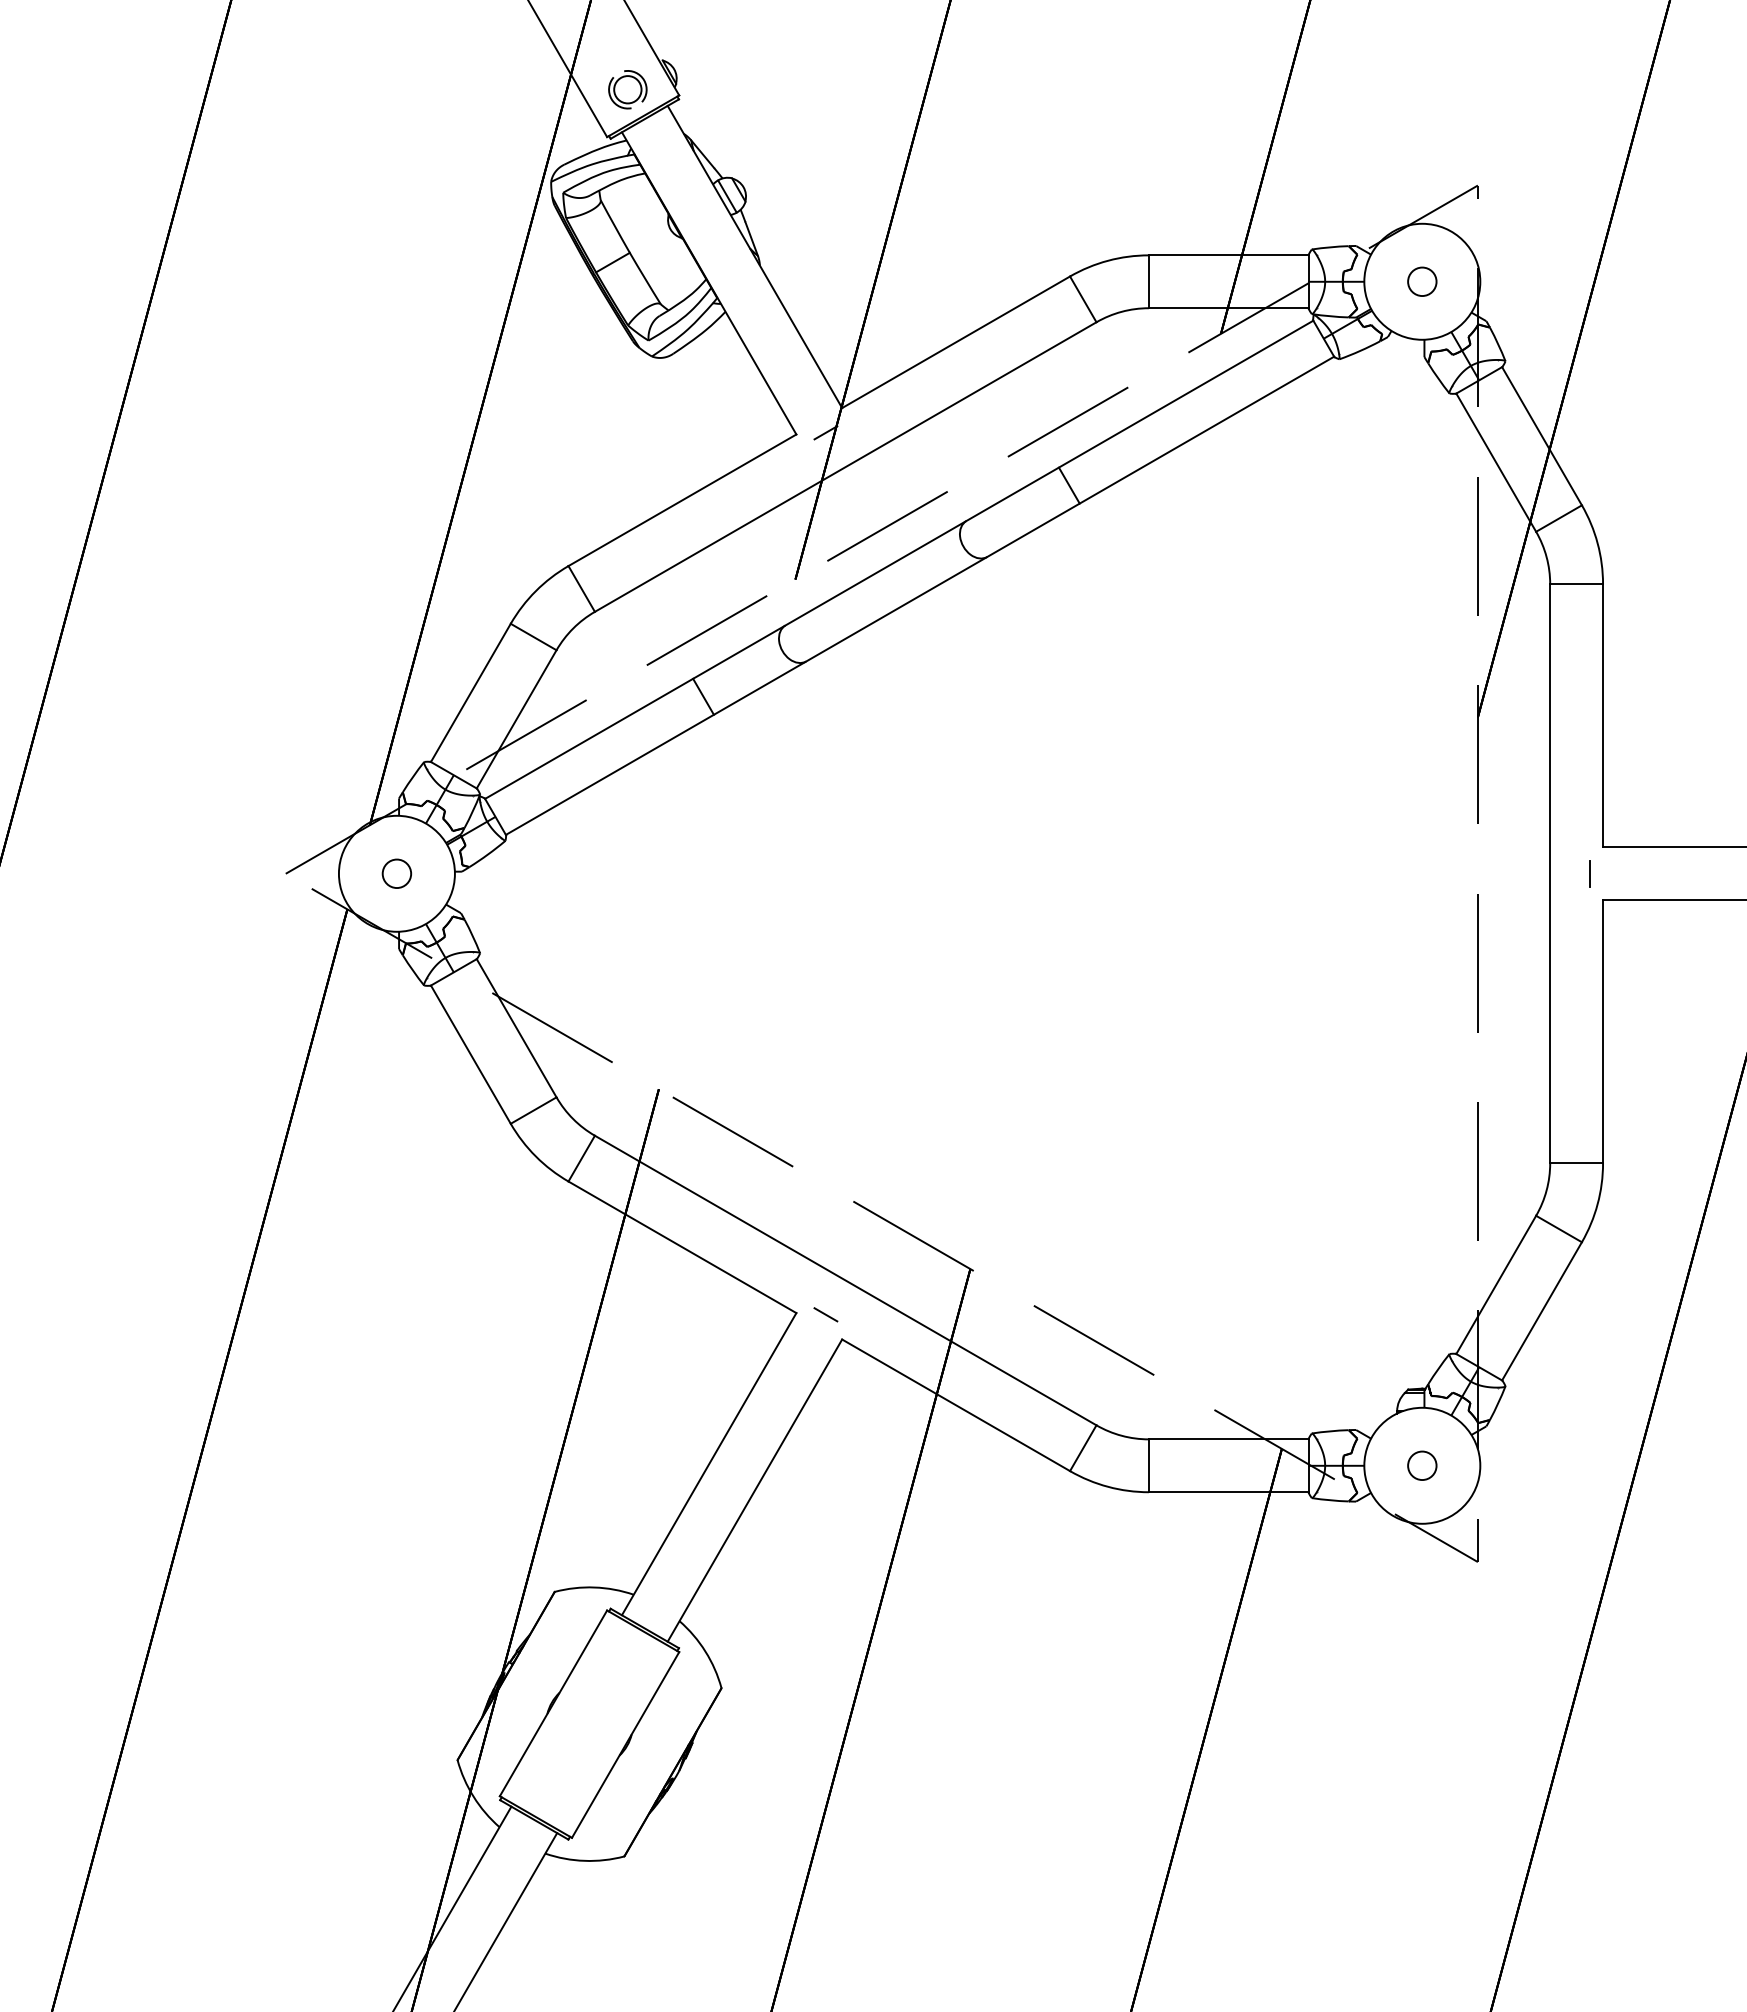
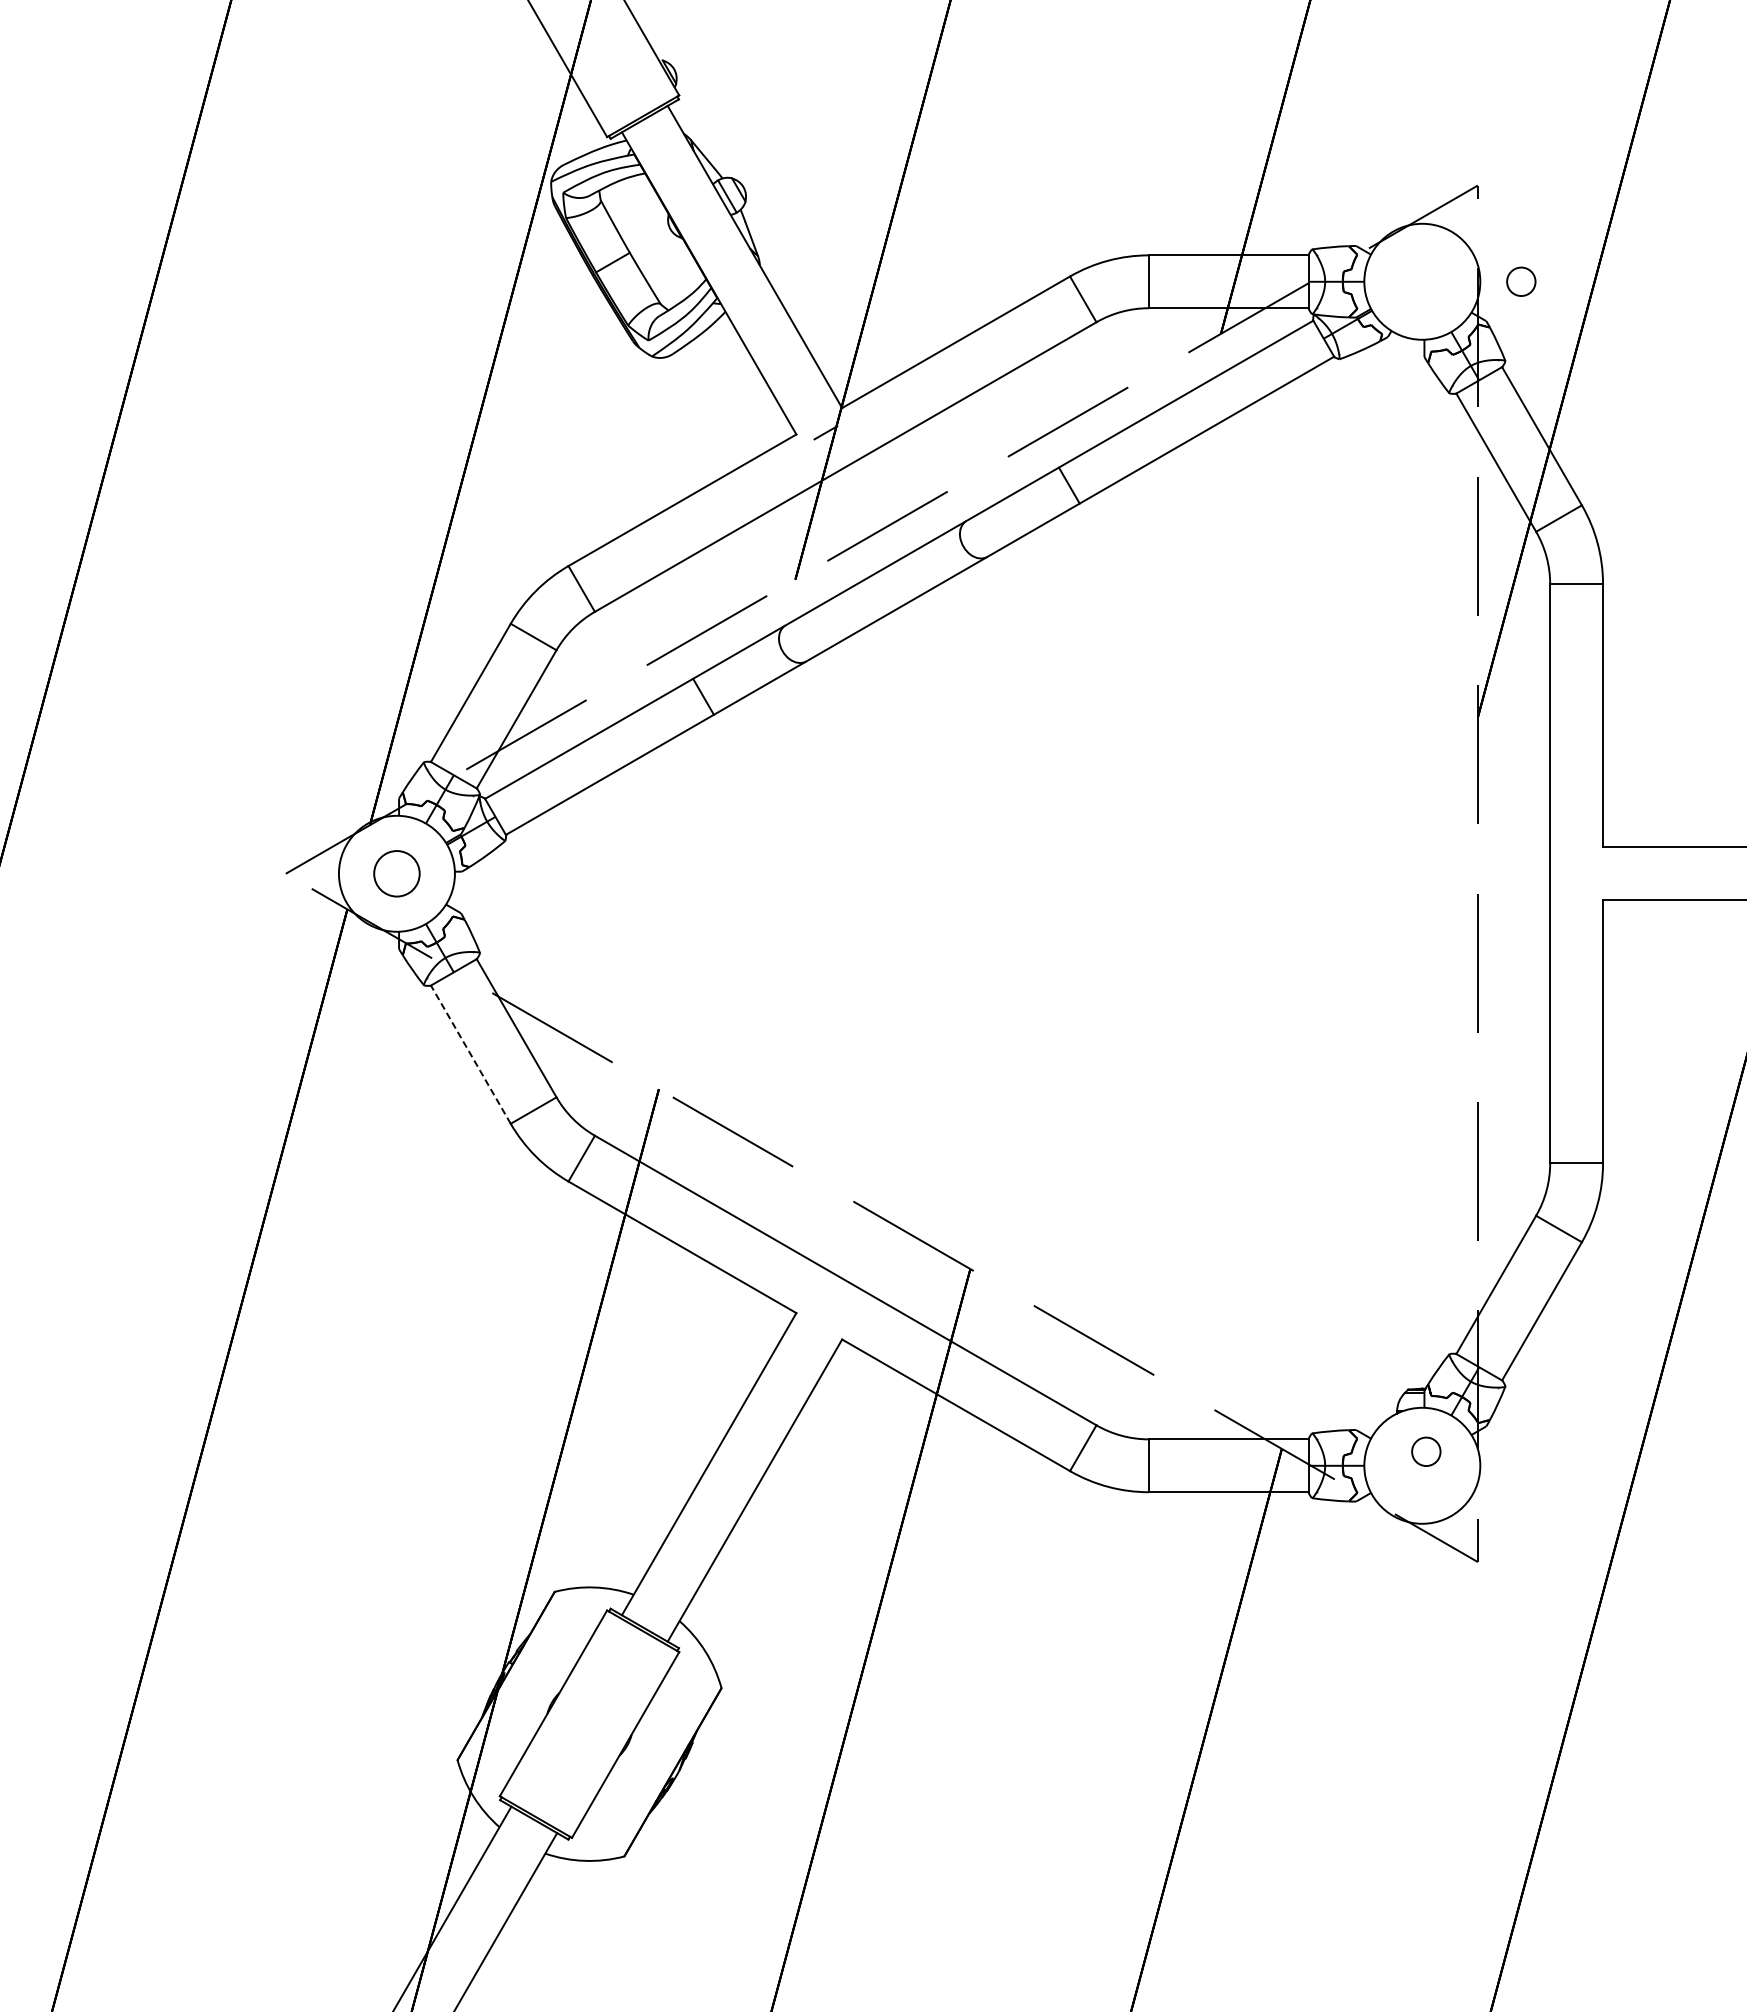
part: present -> none (627, 89)
circle position: (1422, 281) -> (1521, 281) (1521, 281)
circle diameter: 28 px -> 46 px (396, 873)
line: present -> none (1589, 873)
line: solid -> dashed (470, 1054)
line: present -> none (825, 1314)
circle position: (1422, 1465) -> (1426, 1451) (1426, 1451)
